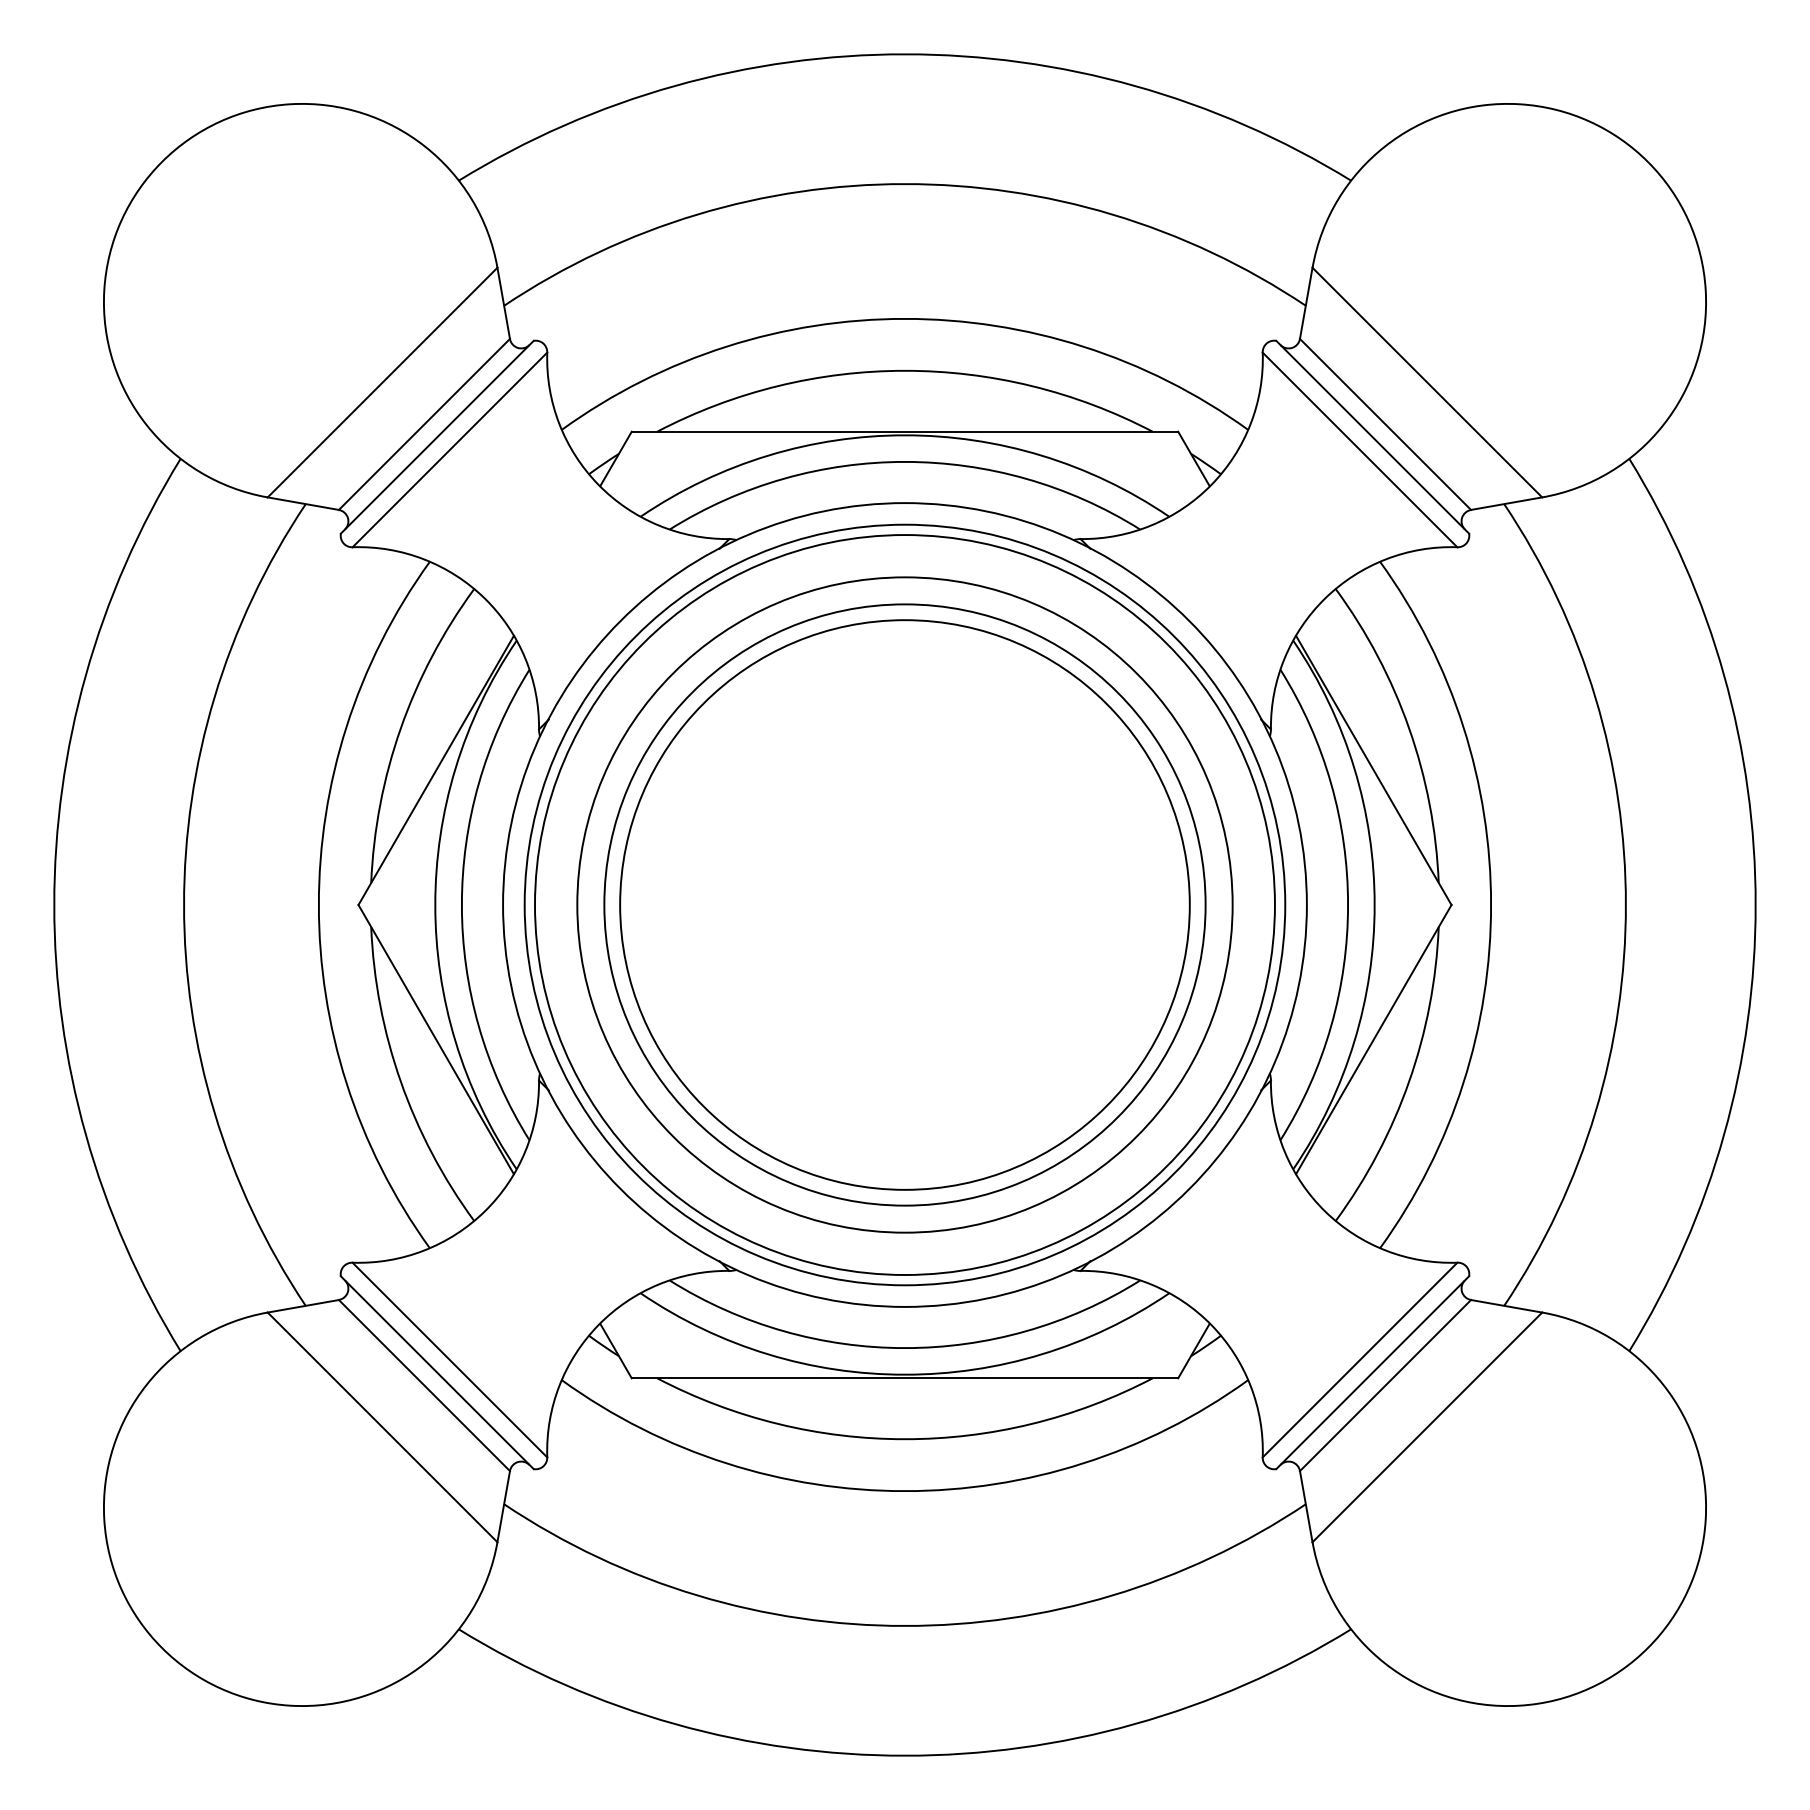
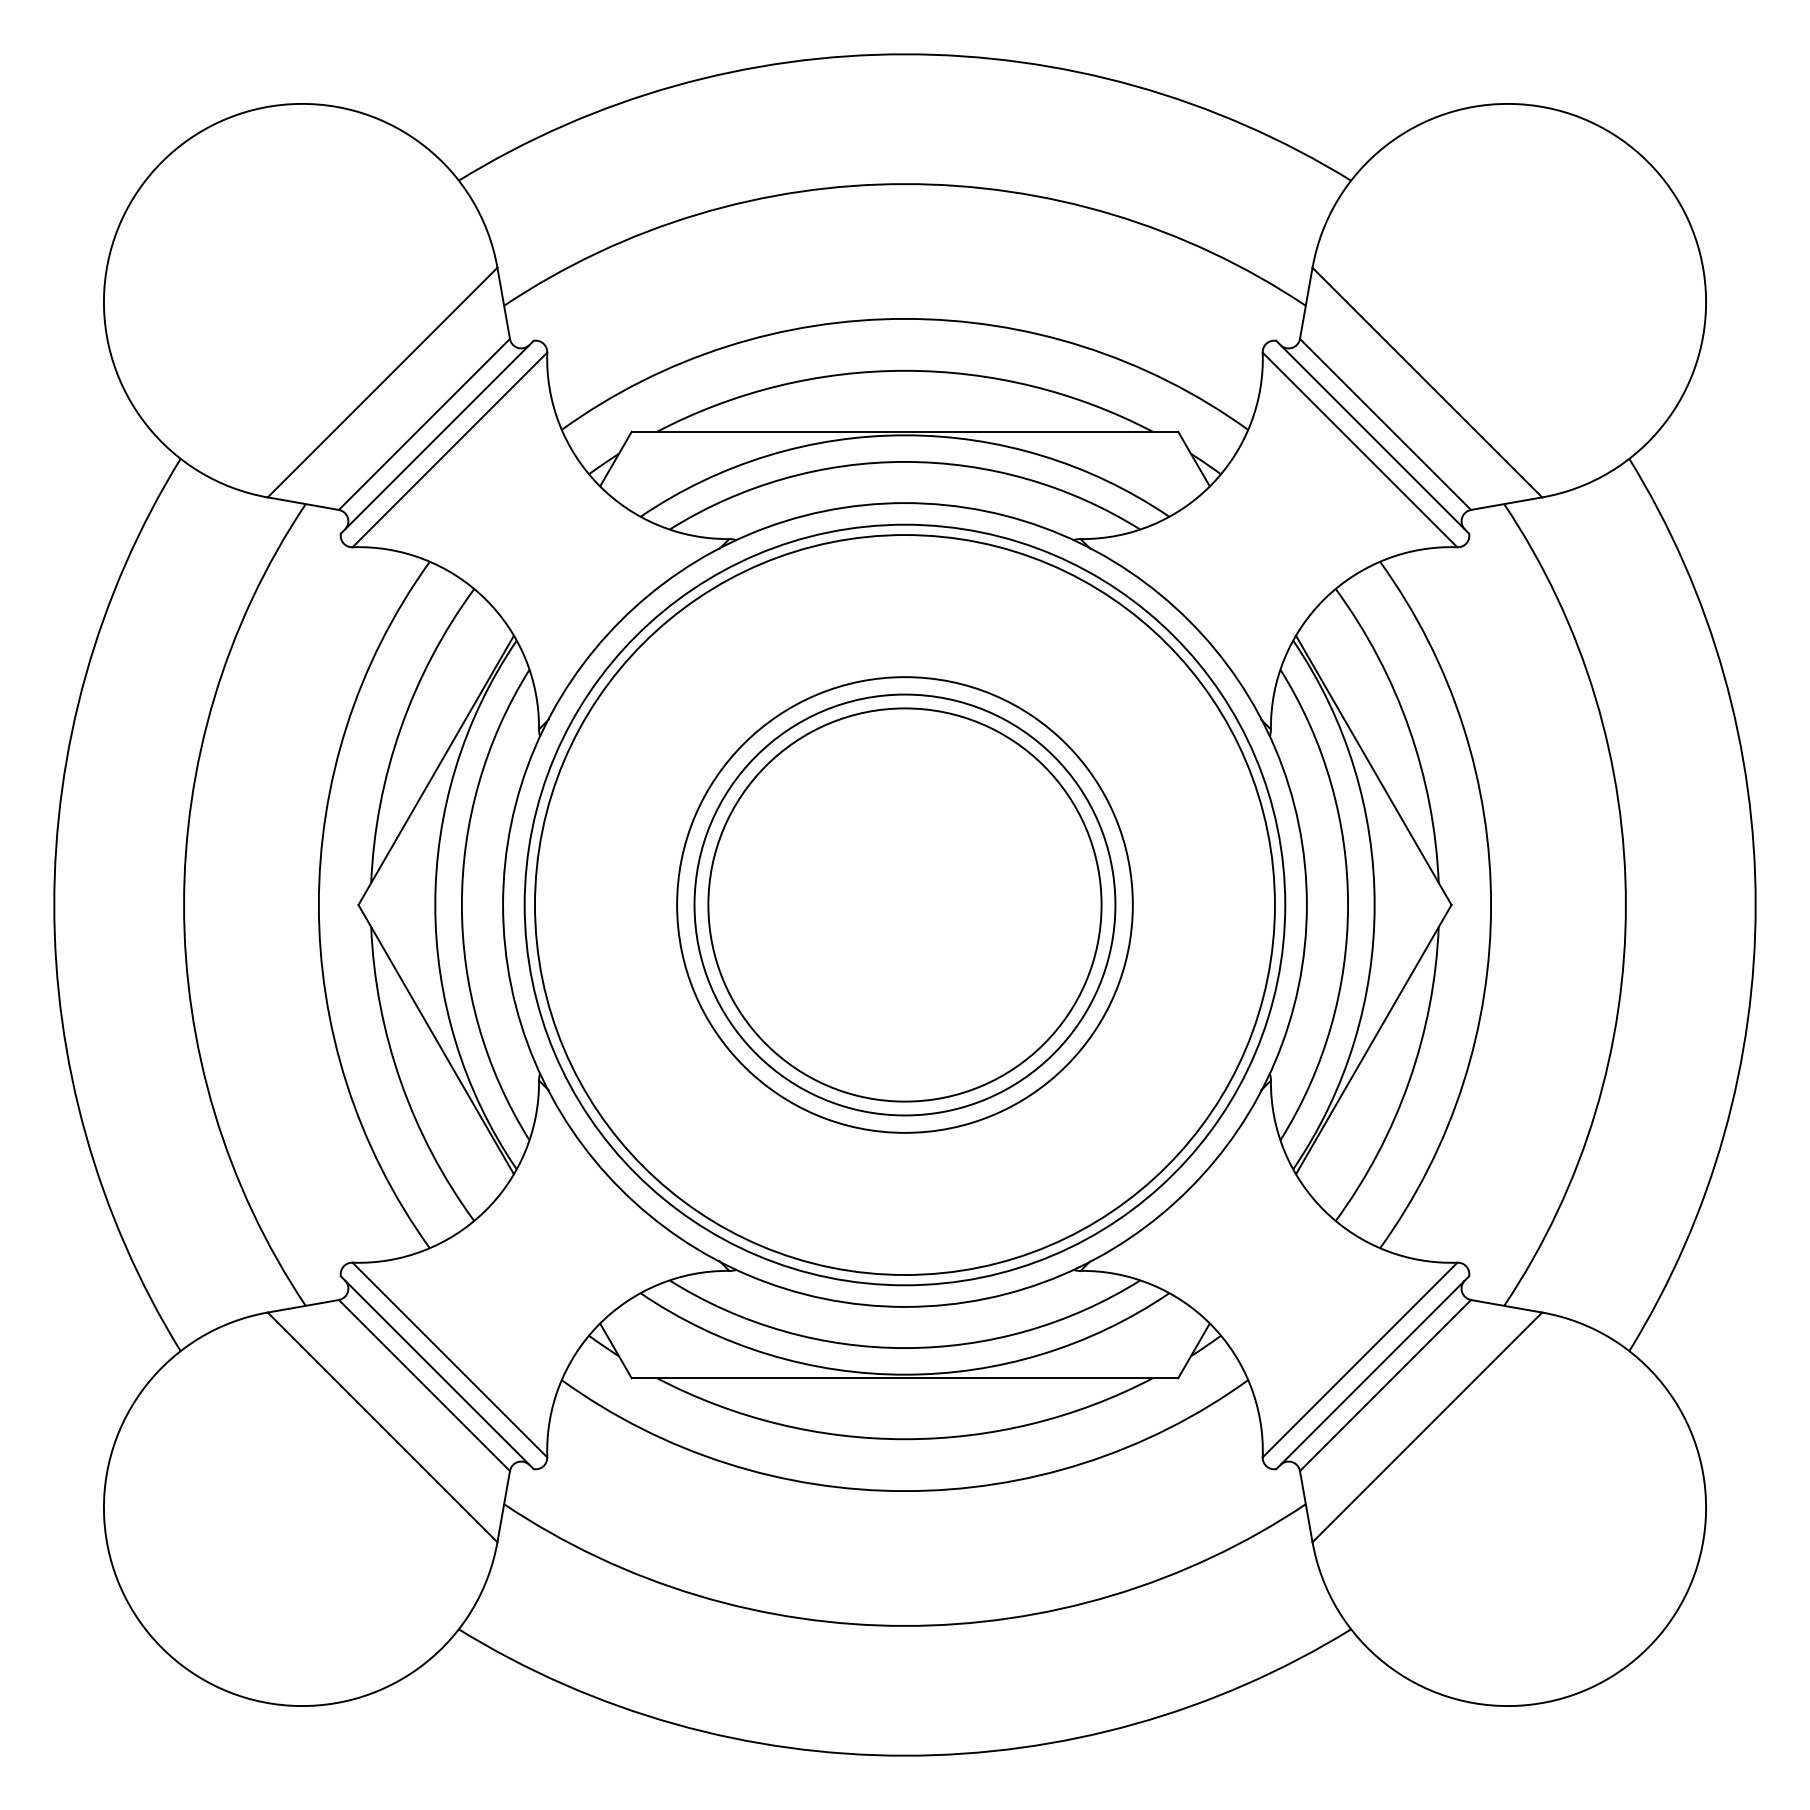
circle diameter: 570 px -> 456 px (904, 904)
circle diameter: 601 px -> 421 px (904, 904)
circle diameter: 655 px -> 393 px (904, 904)
